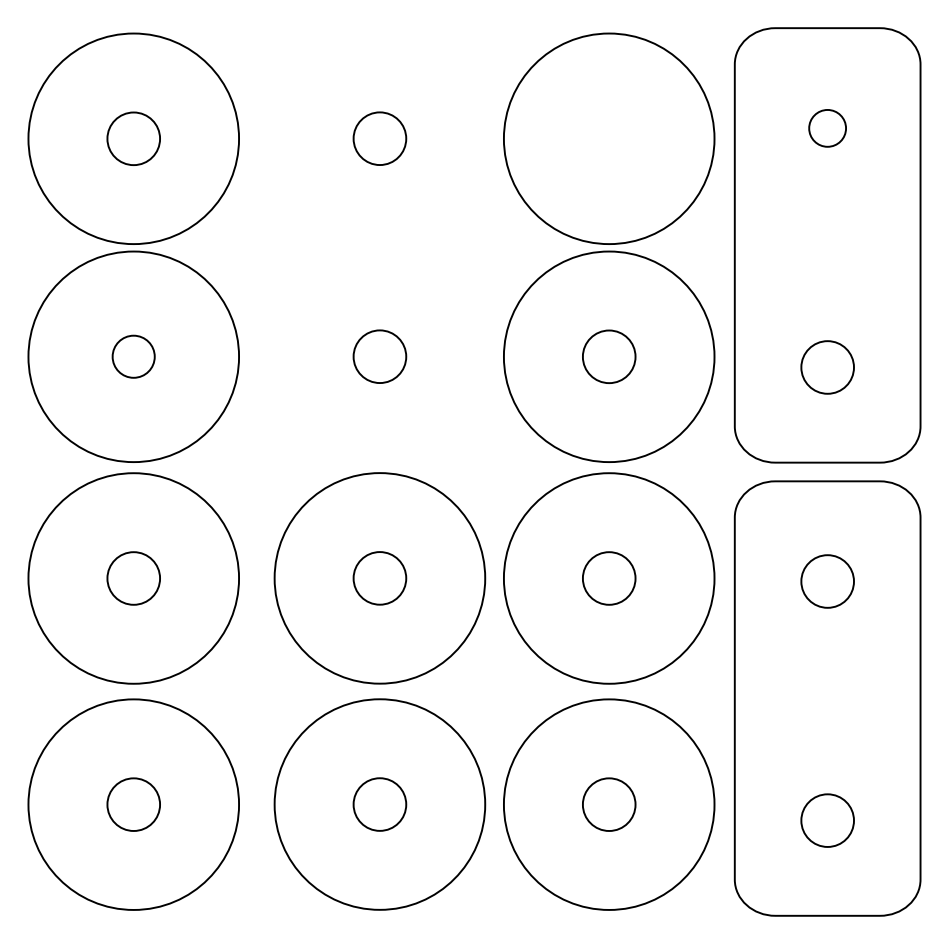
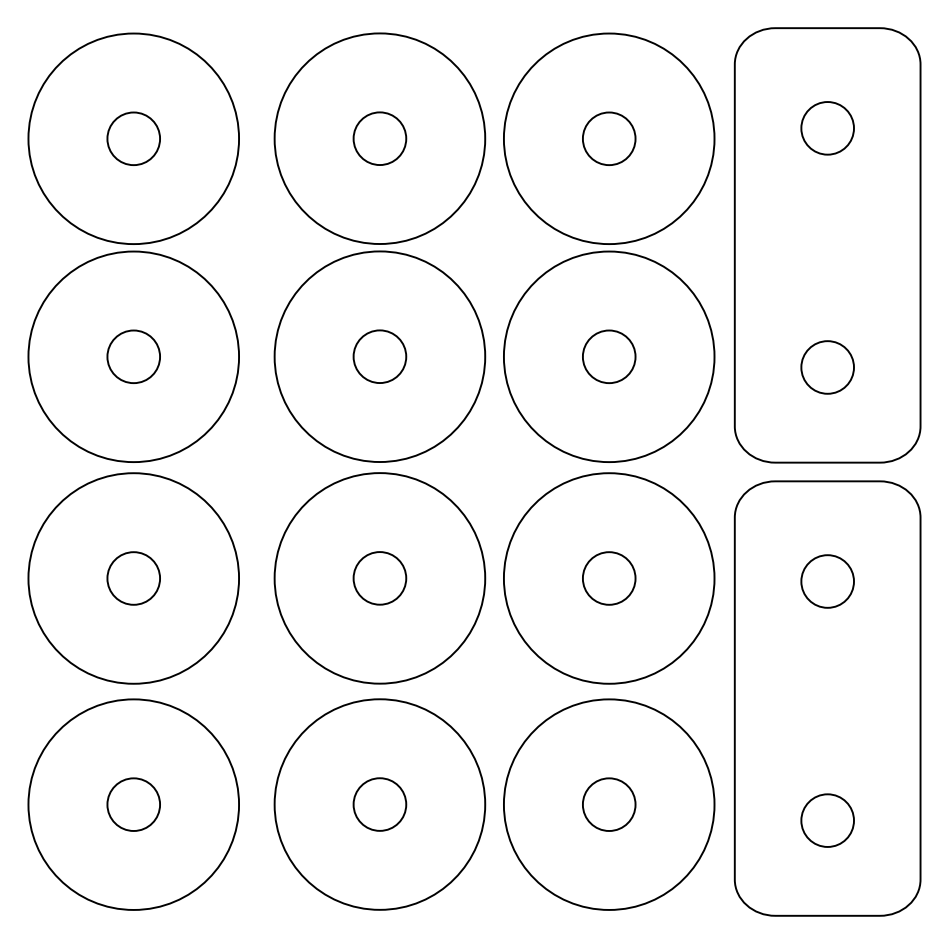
part size: 39x39 px -> 55x55 px (827, 128)
part: none -> present (609, 138)
part: none -> present (379, 247)
part size: 45x45 px -> 55x55 px (133, 356)
